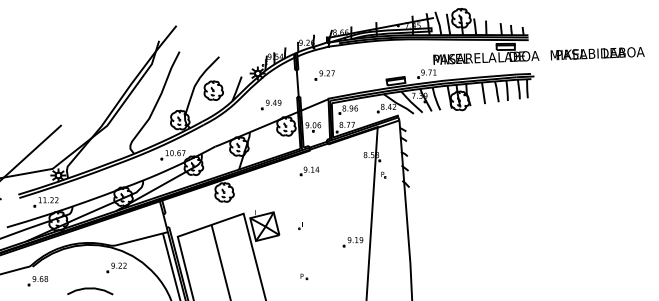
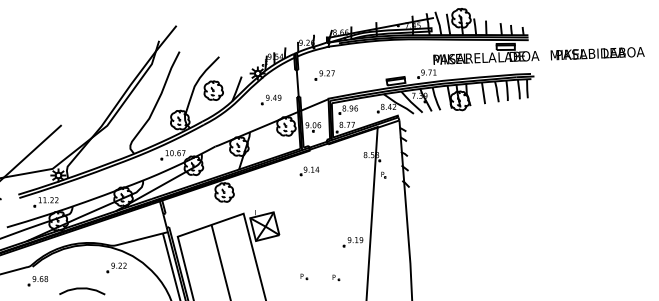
part position: (270, 104) -> (270, 99) (270, 99)
part: present -> none (300, 226)
part: none -> present (336, 277)
curve position: (90, 289) -> (82, 289) (82, 289)
